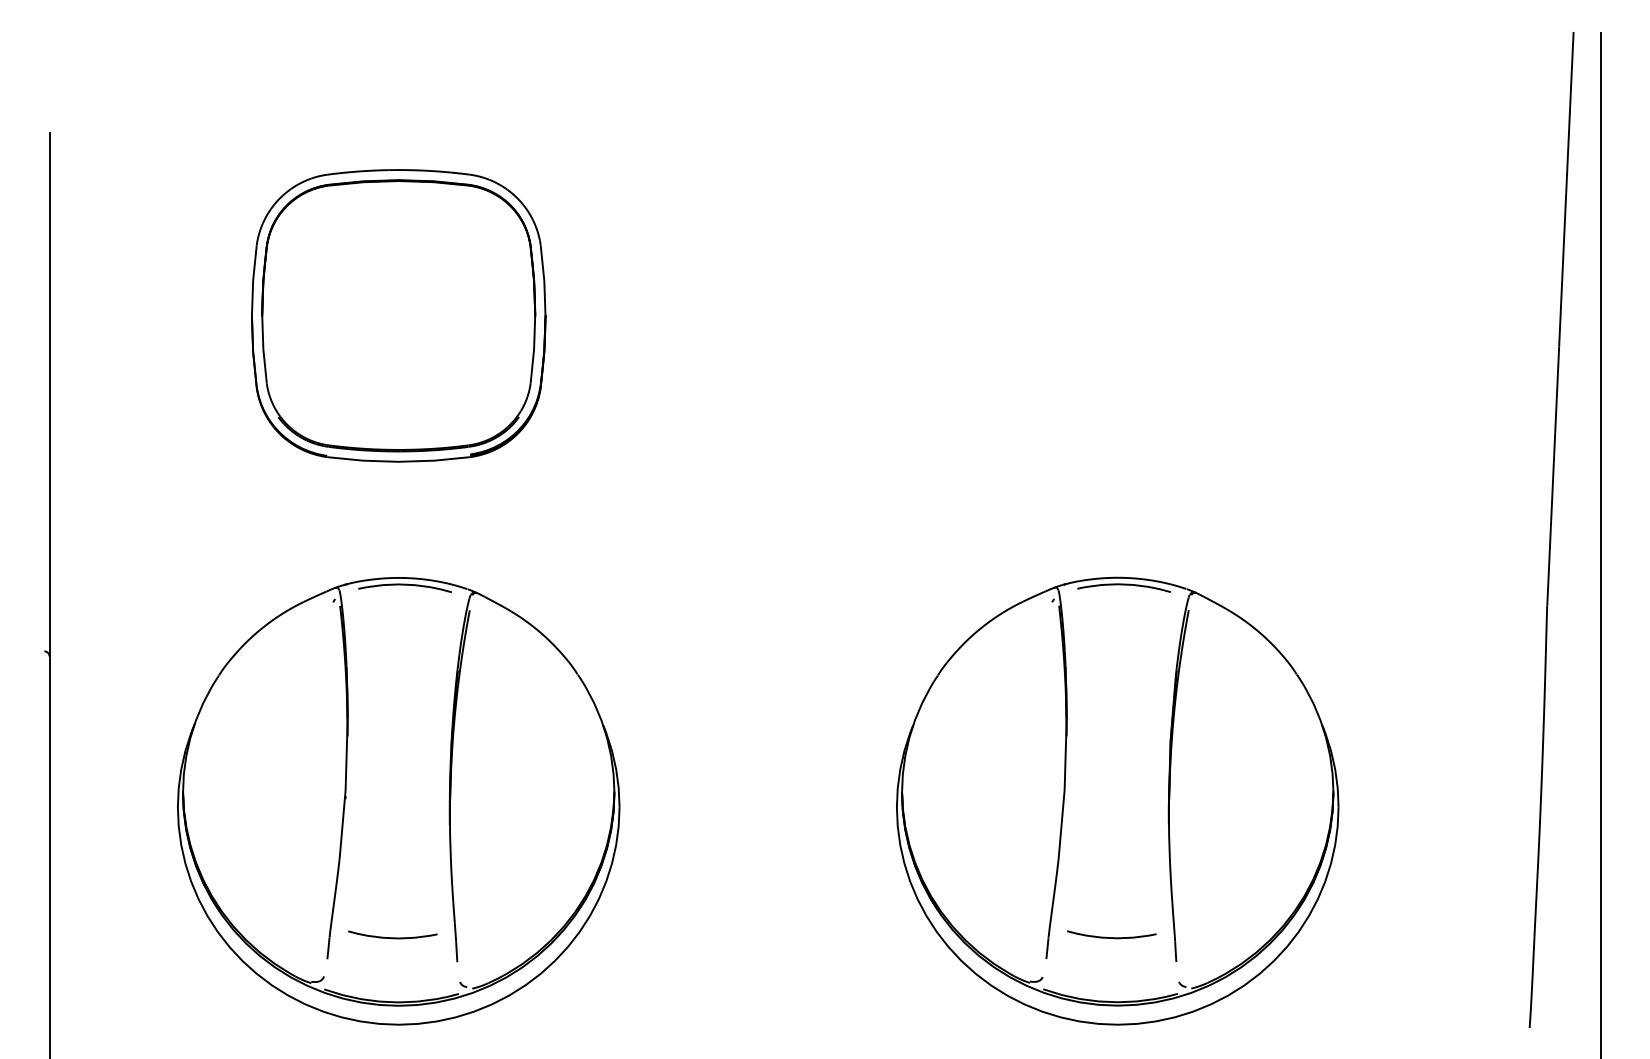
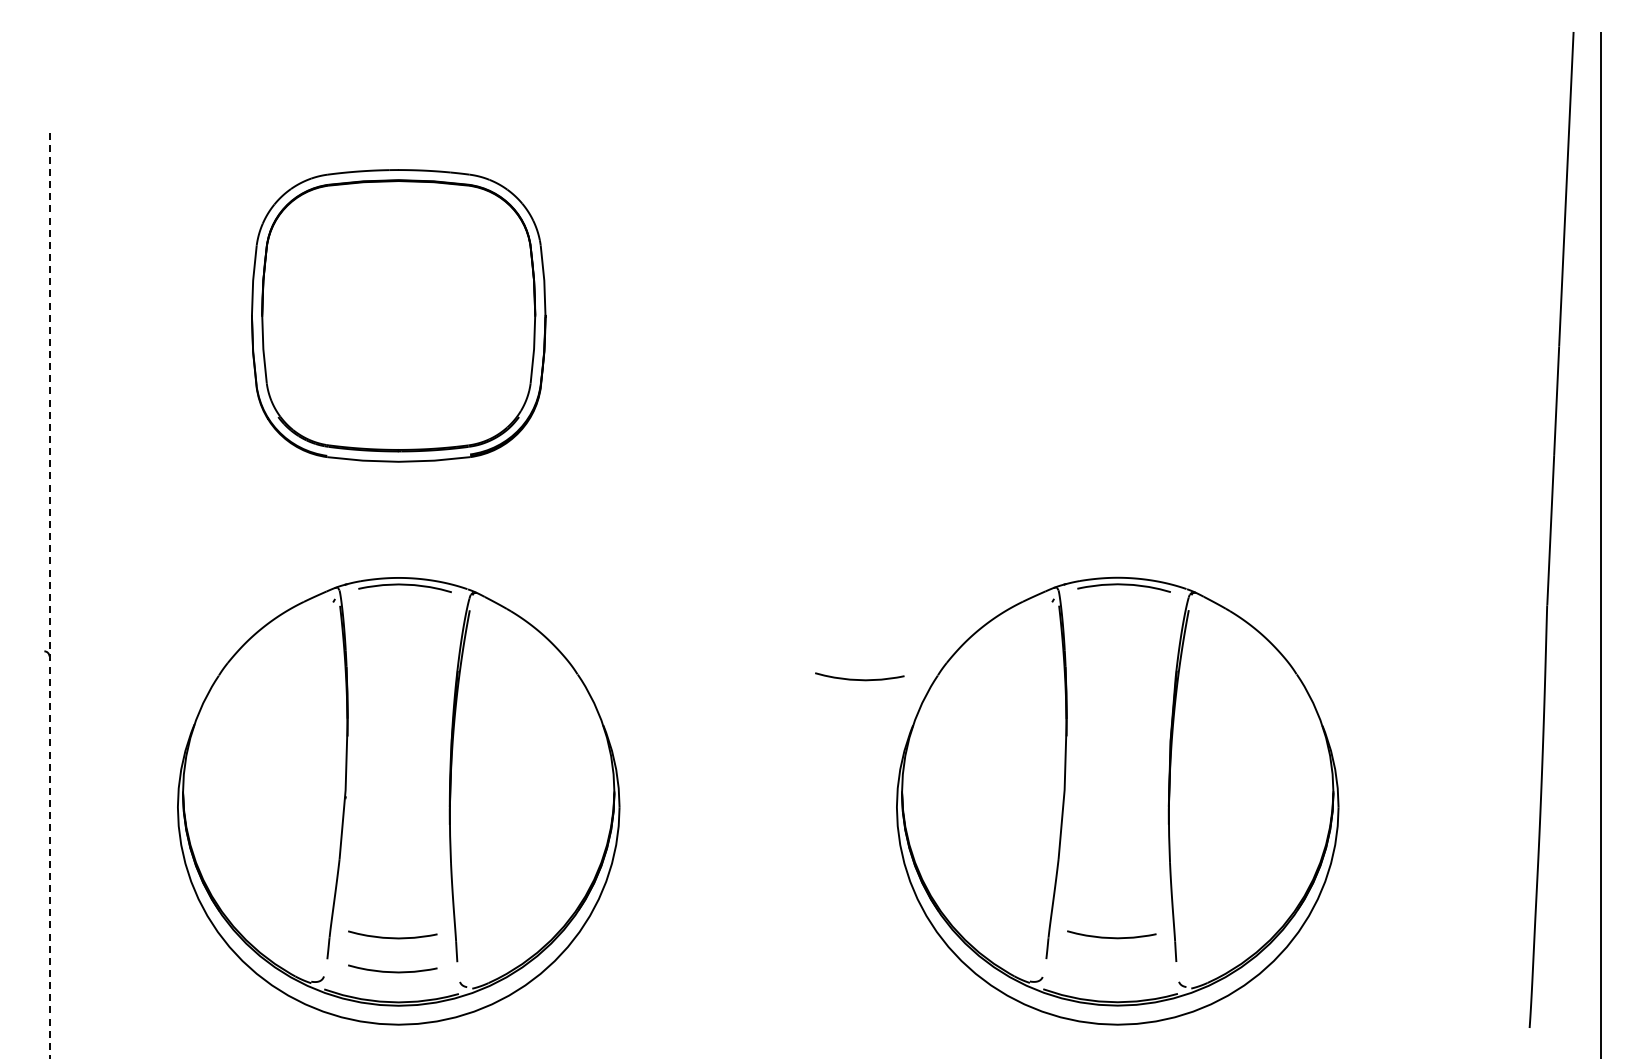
line: solid -> dashed (49, 596)
curve: none -> present (859, 679)
curve: none -> present (392, 971)
